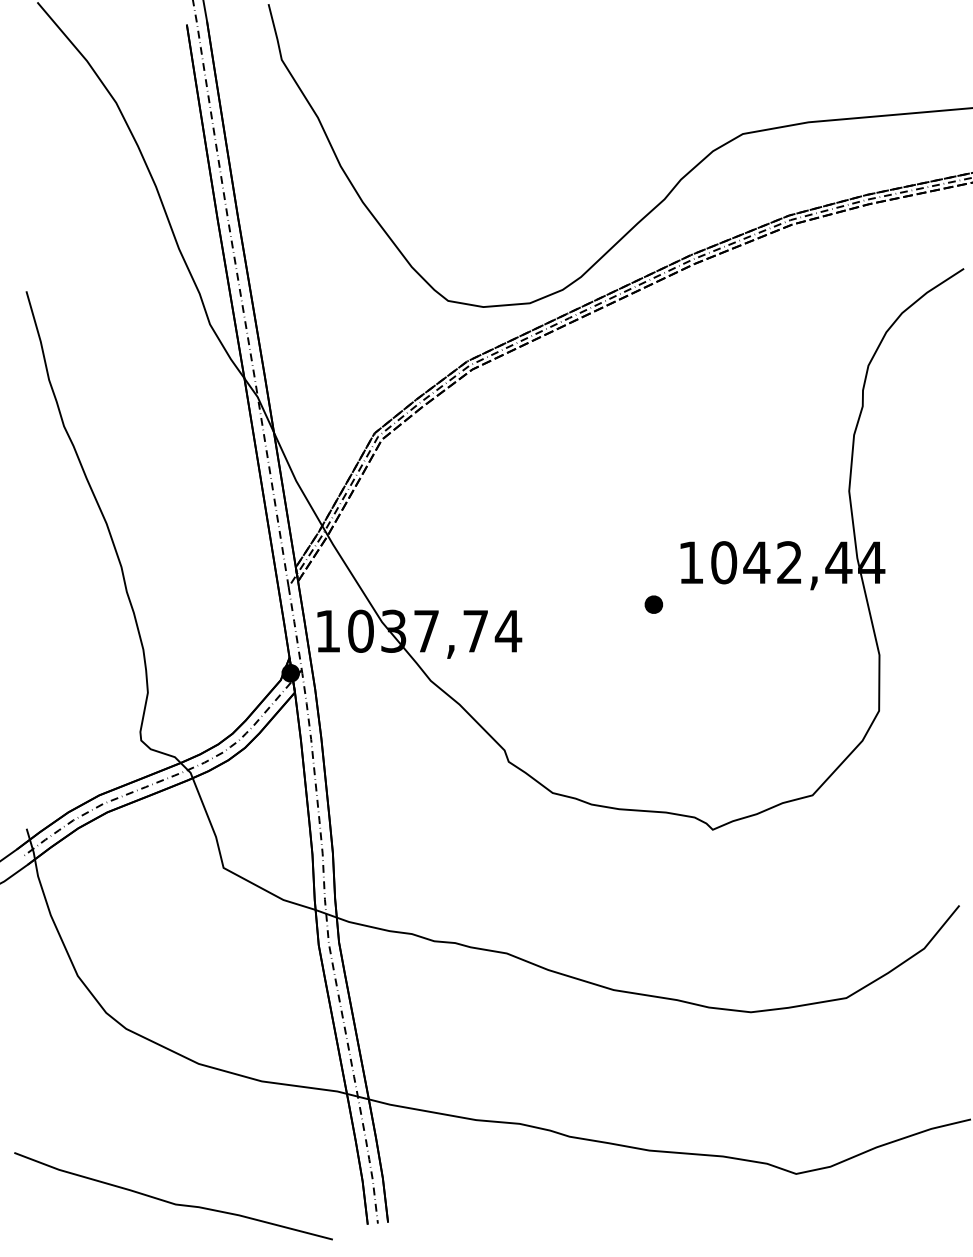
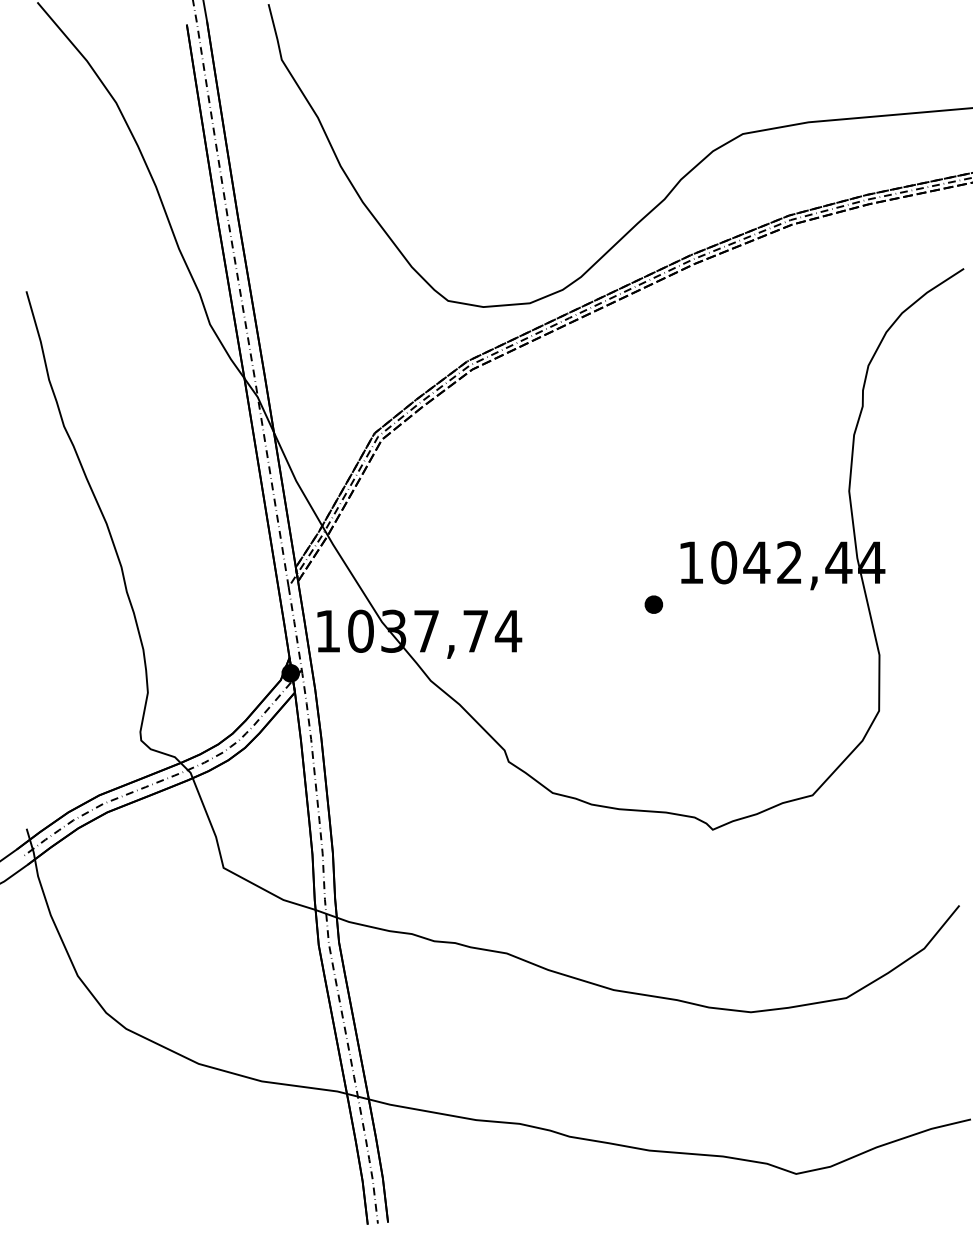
curve: present -> none (170, 1201)
